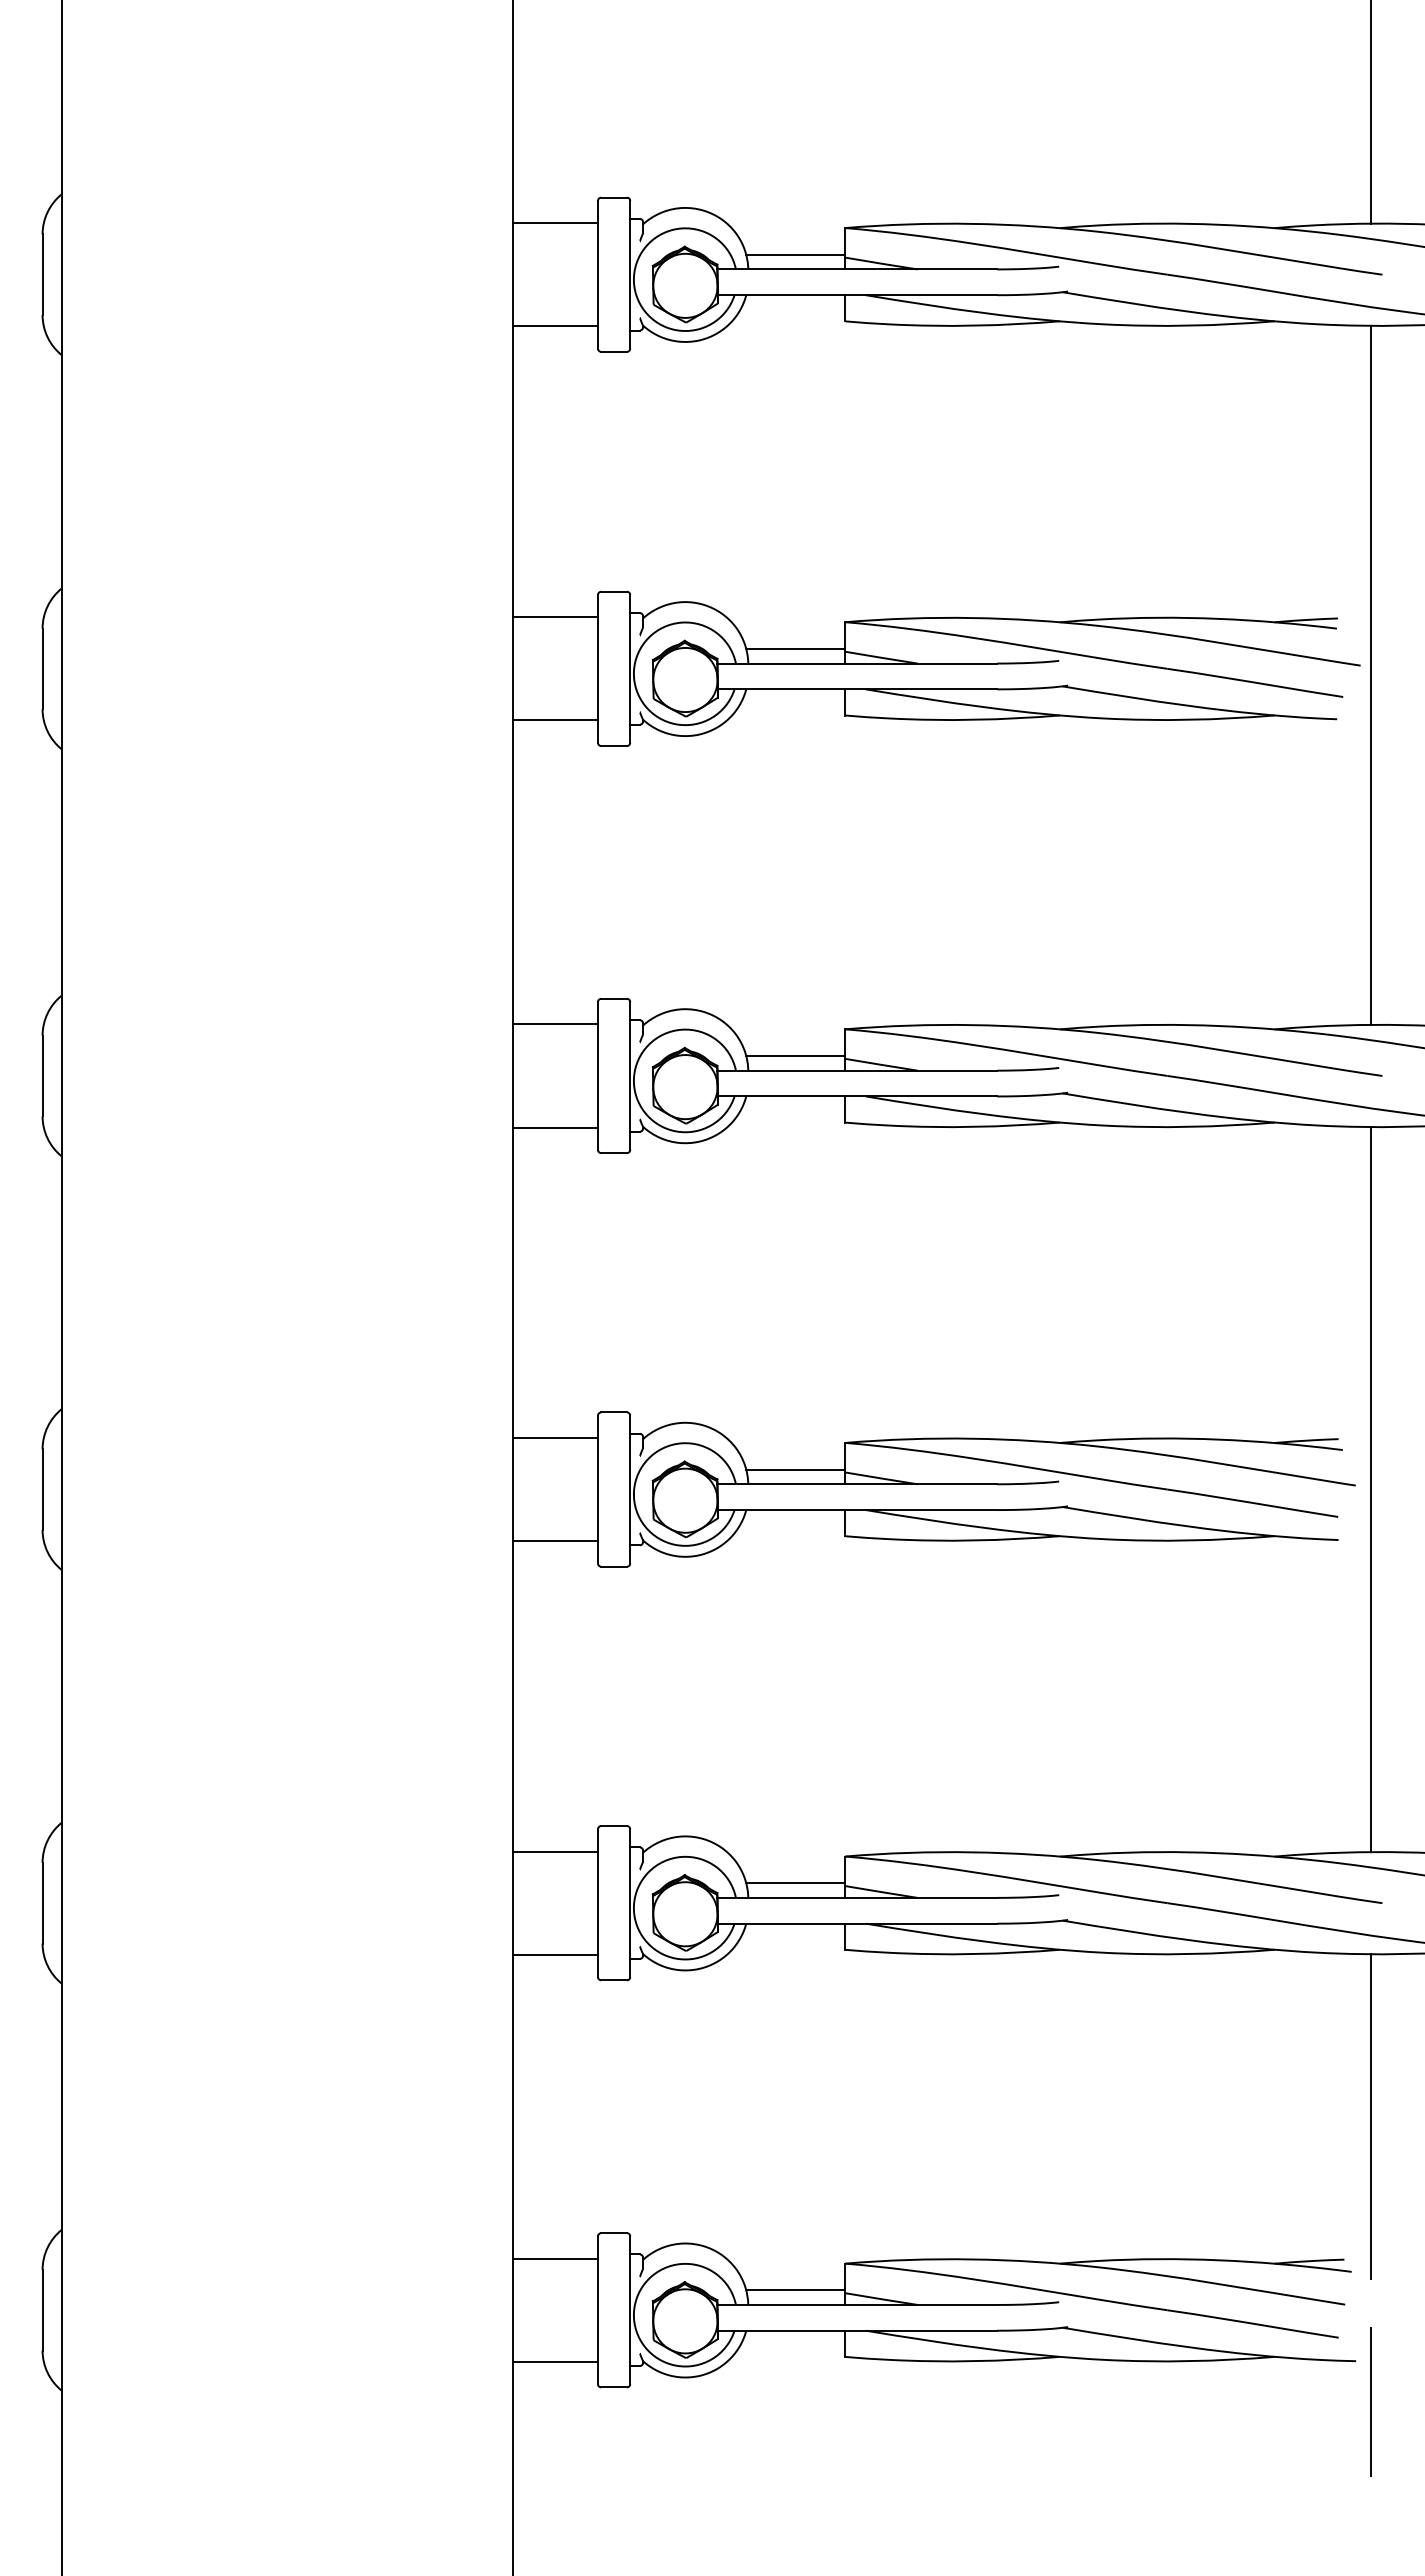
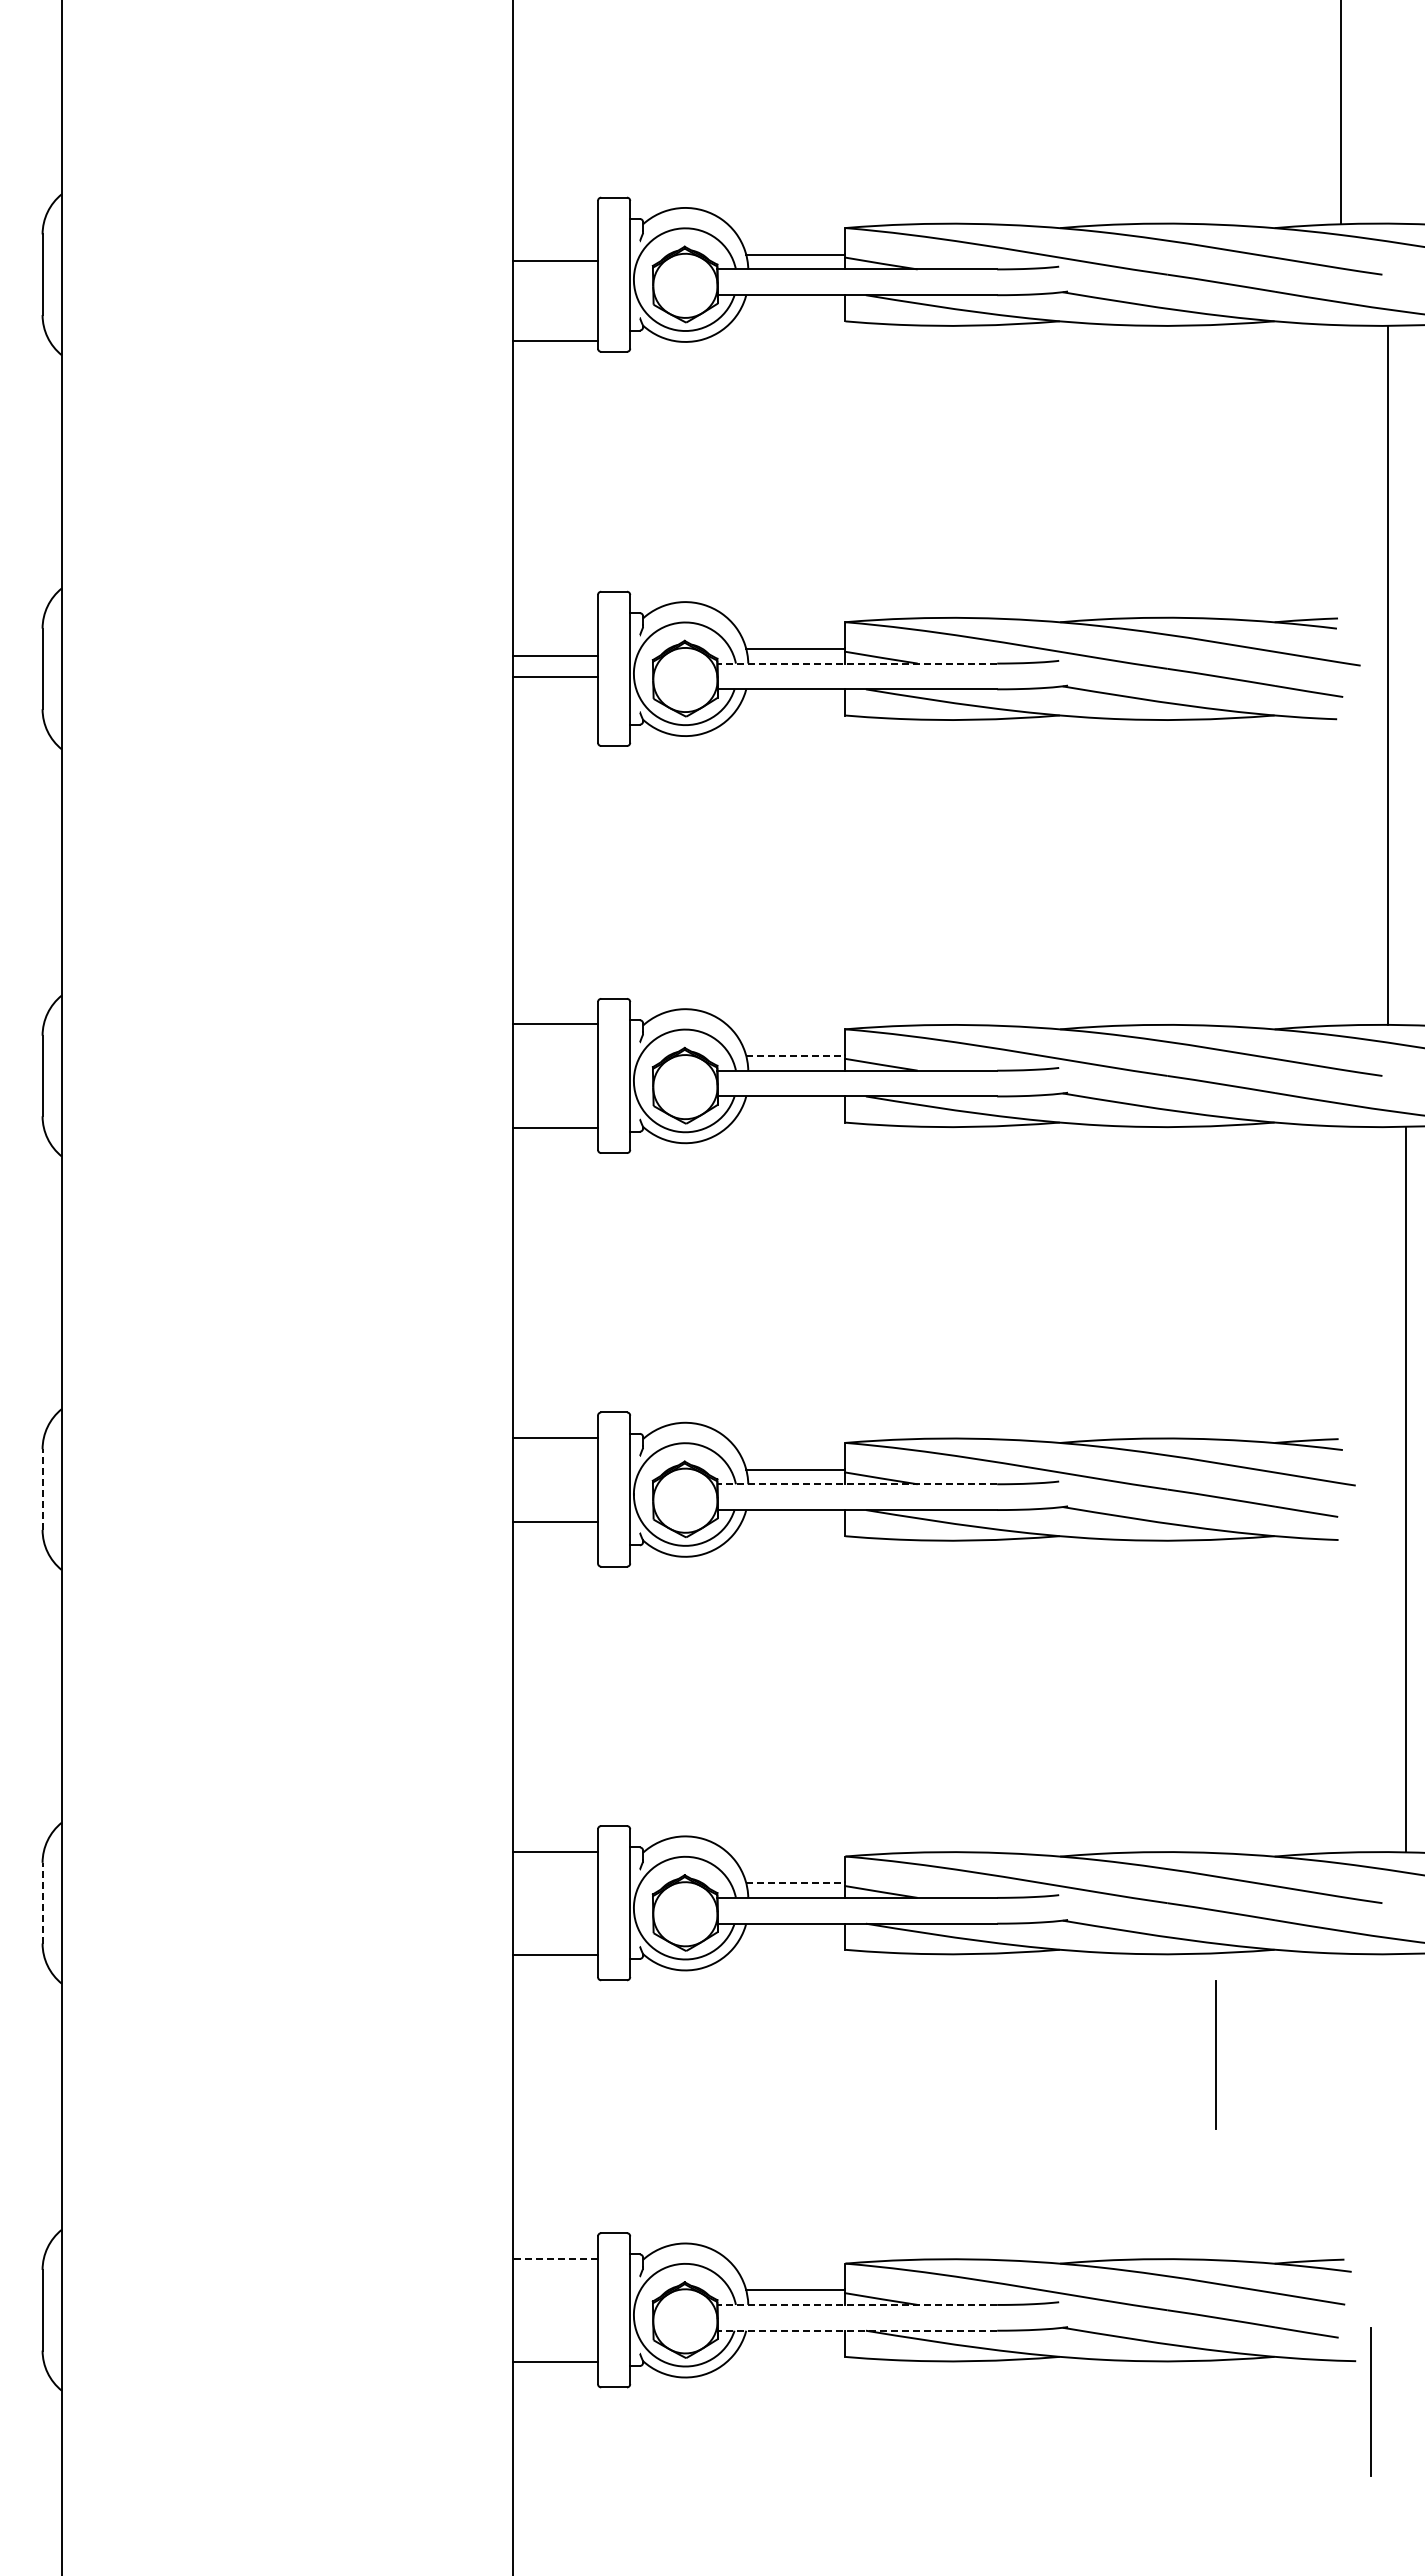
line position: (1371, 112) -> (1341, 112) (1341, 112)
line position: (555, 223) -> (555, 261) (555, 261)
line position: (555, 326) -> (555, 341) (555, 341)
line position: (555, 617) -> (555, 656) (555, 656)
line: solid -> dashed (857, 663)
line position: (1371, 674) -> (1388, 674) (1388, 674)
line position: (555, 720) -> (555, 677) (555, 677)
line: solid -> dashed (795, 1056)
line: solid -> dashed (857, 1484)
line: solid -> dashed (42, 1489)
line position: (1371, 1489) -> (1406, 1489) (1406, 1489)
line position: (555, 1541) -> (555, 1522) (555, 1522)
line: solid -> dashed (795, 1883)
line: solid -> dashed (42, 1902)
line: none -> present (1215, 2054)
line: present -> none (1371, 2116)
line: solid -> dashed (555, 2258)
line: solid -> dashed (857, 2304)
line: solid -> dashed (857, 2330)
